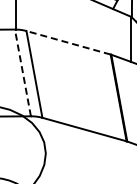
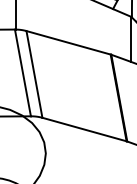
line: dashed -> solid (68, 42)
line: dashed -> solid (22, 72)
